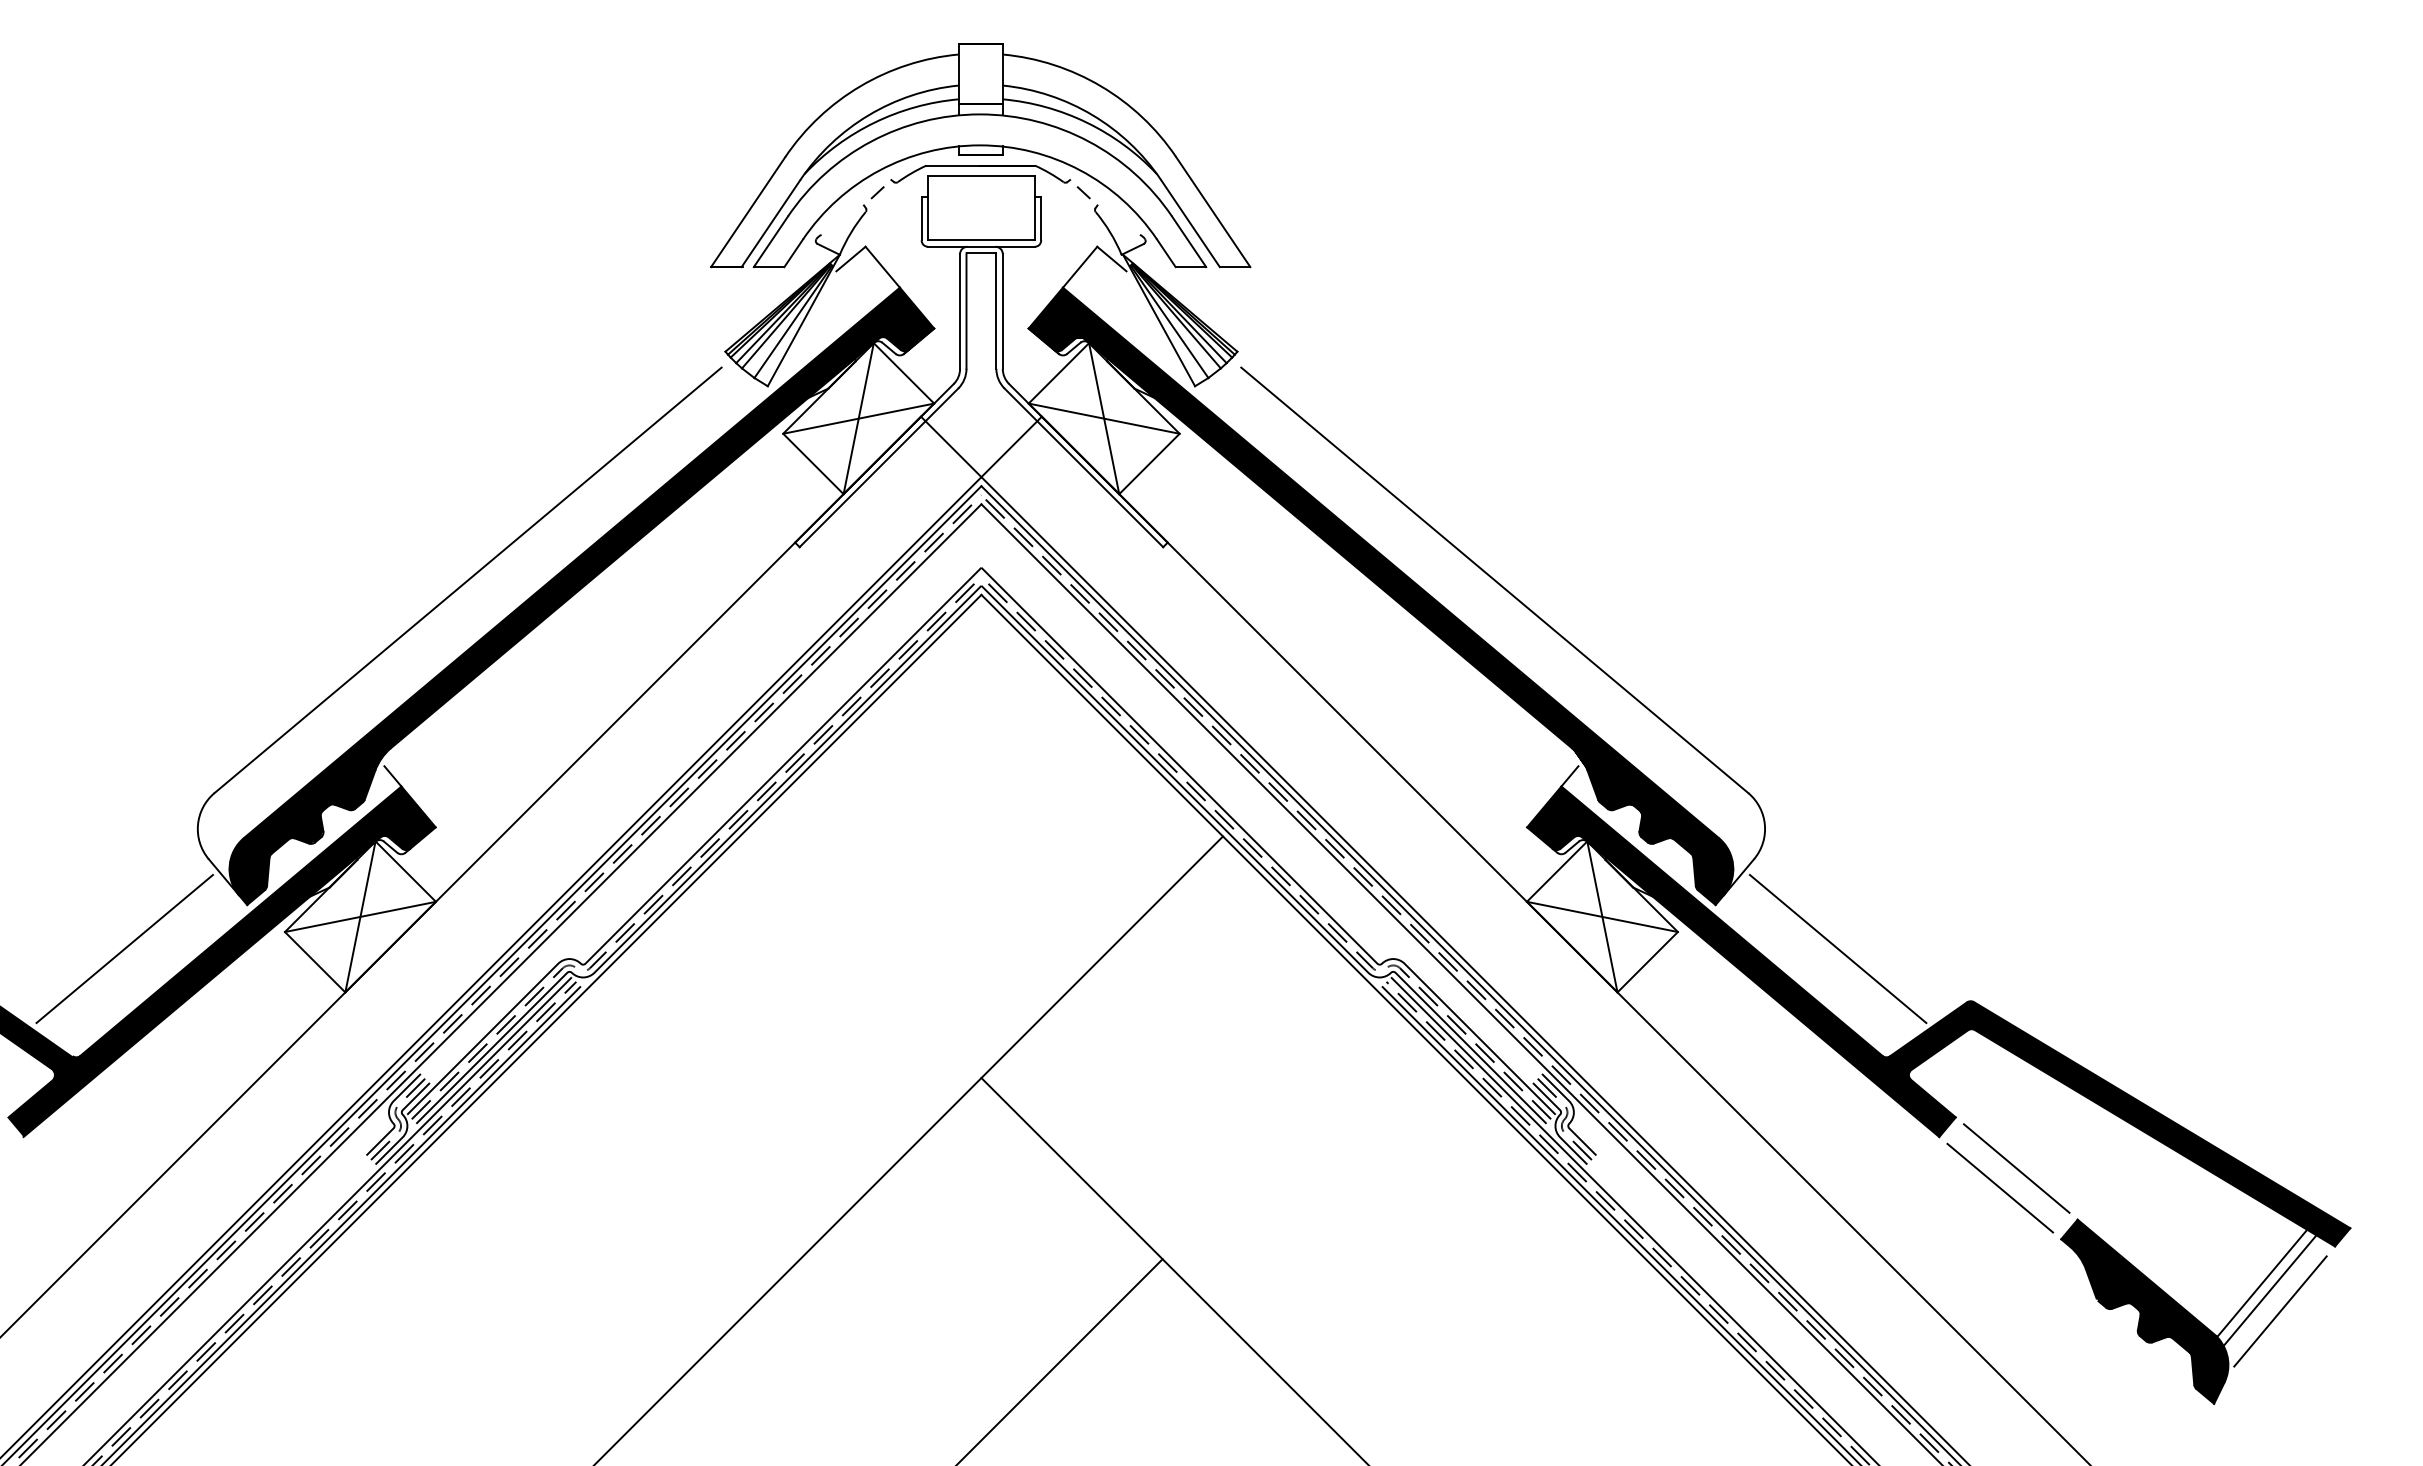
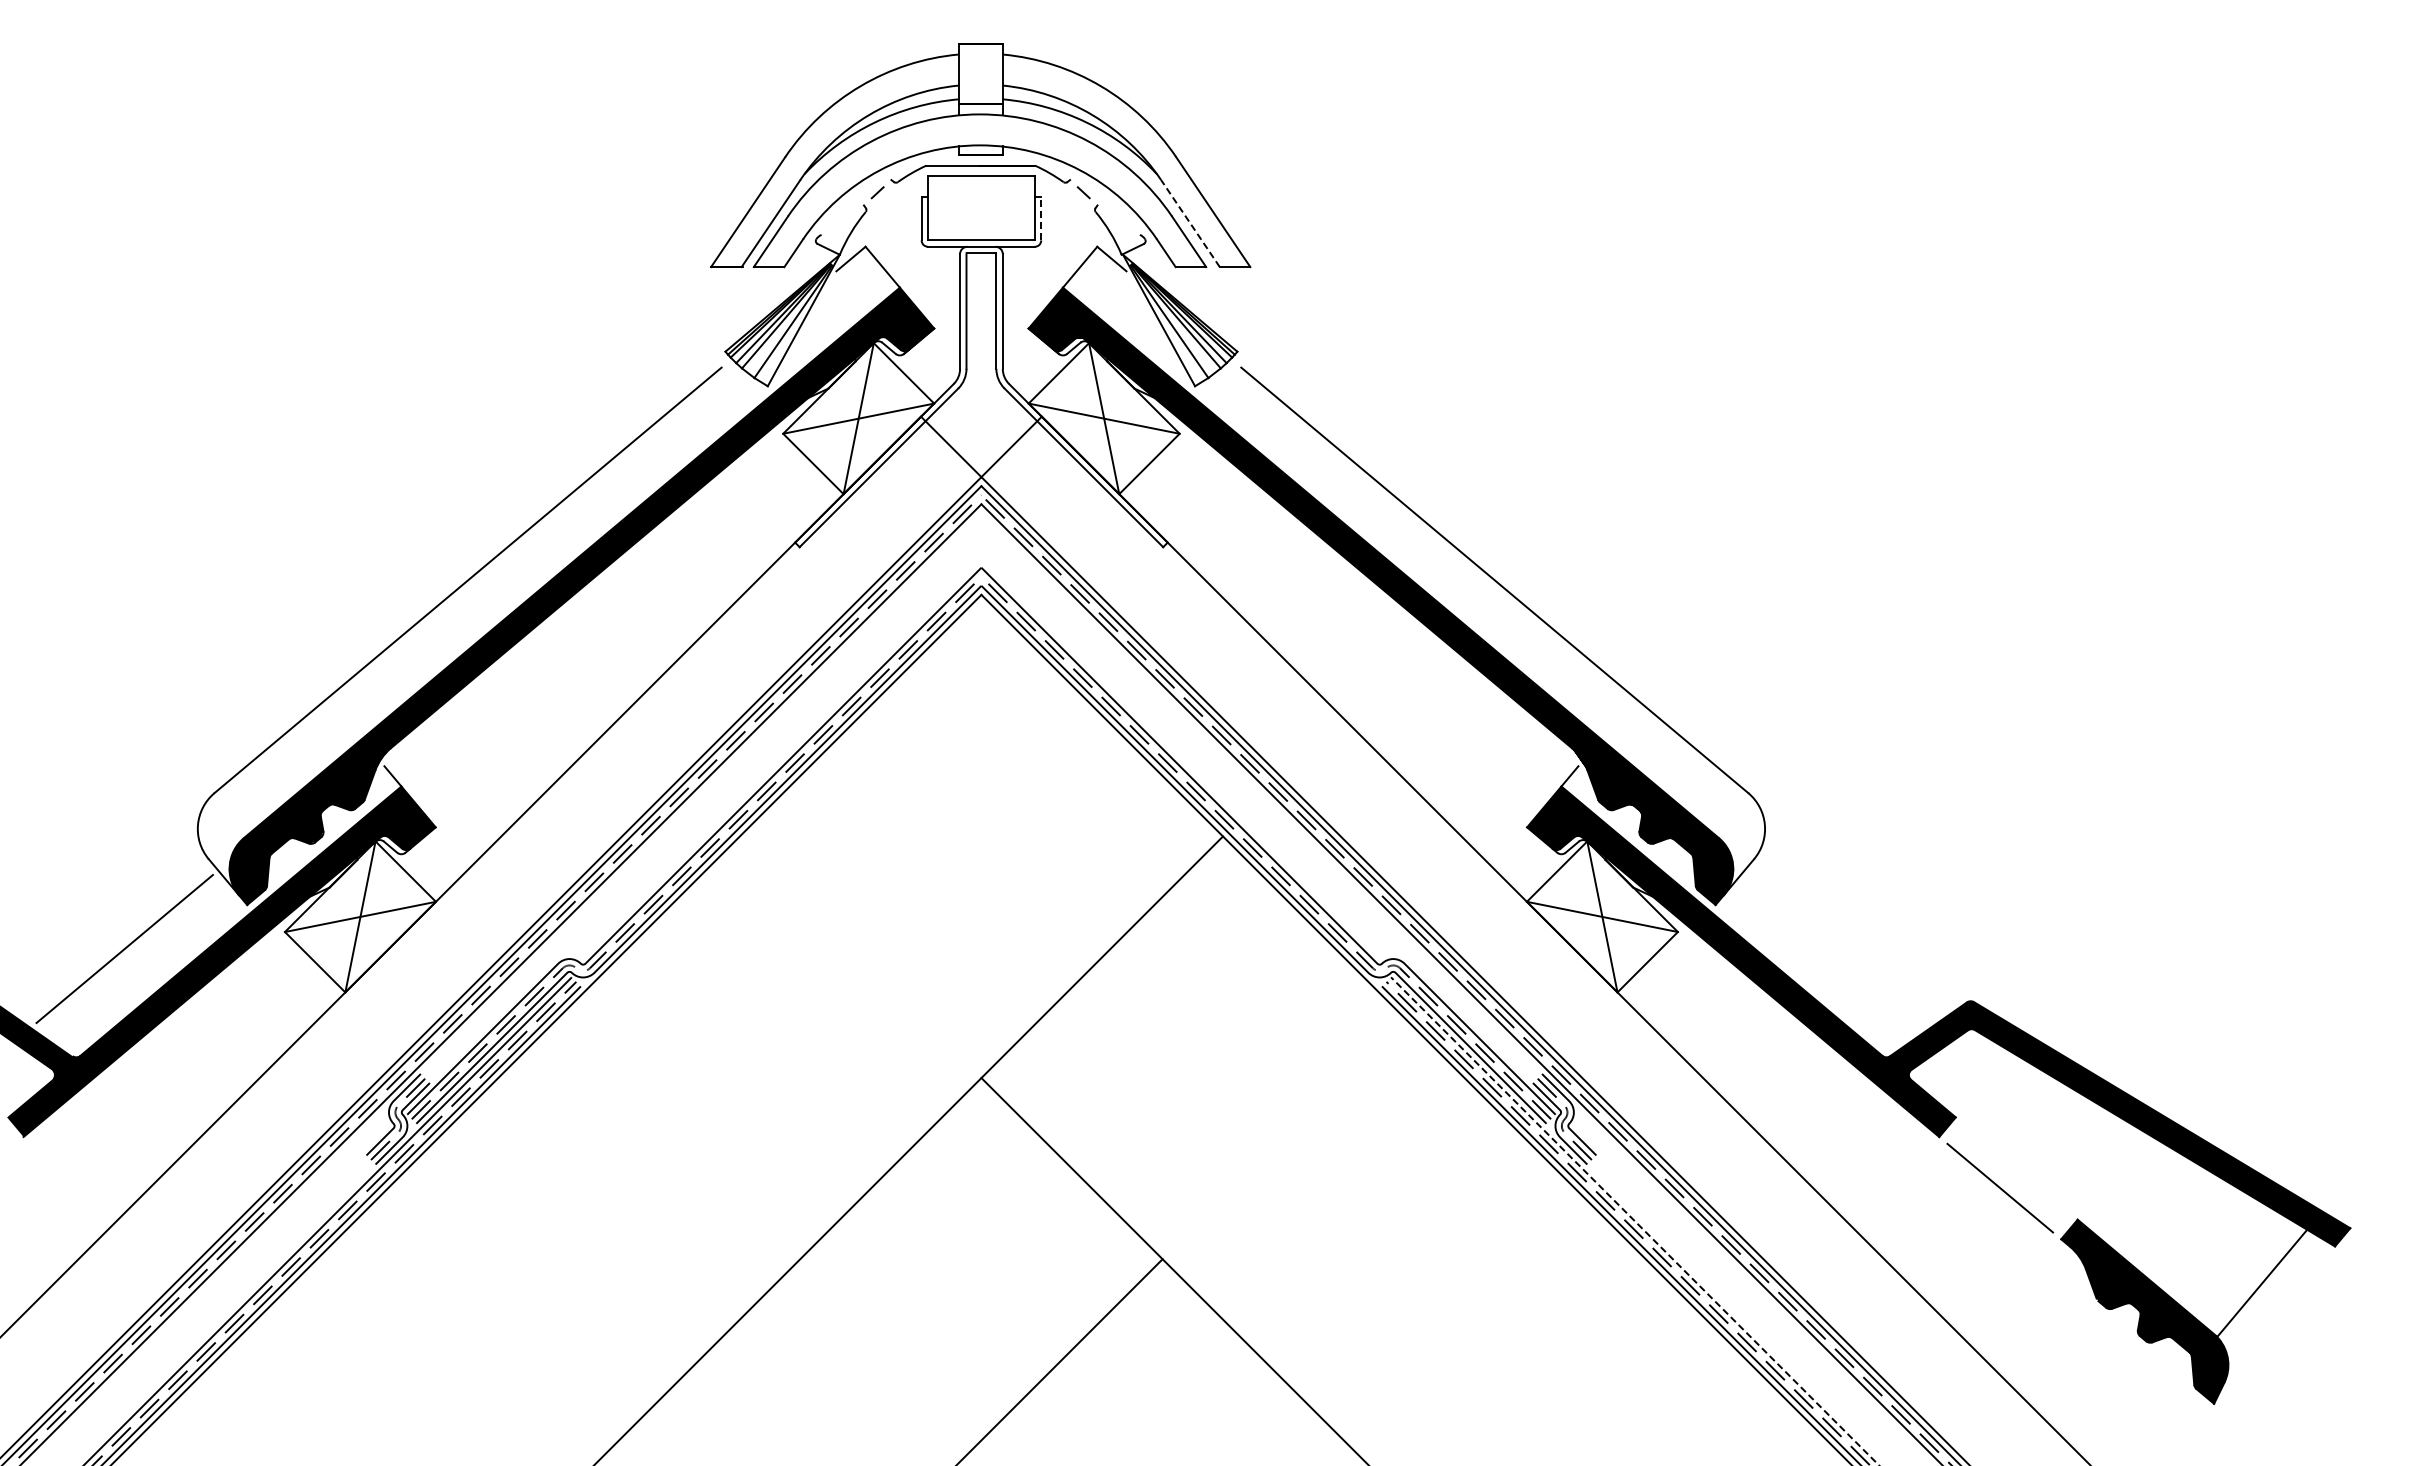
line: solid -> dashed (1041, 218)
line: solid -> dashed (1190, 223)
line: present -> none (1837, 948)
line: present -> none (2016, 1168)
line: solid -> dashed (1634, 1221)
line: present -> none (2270, 1289)
line: present -> none (2280, 1311)
